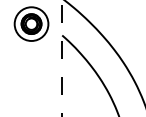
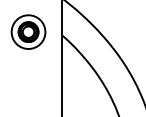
part position: (31, 23) -> (28, 31) (28, 31)
line: dashed -> solid (62, 58)
